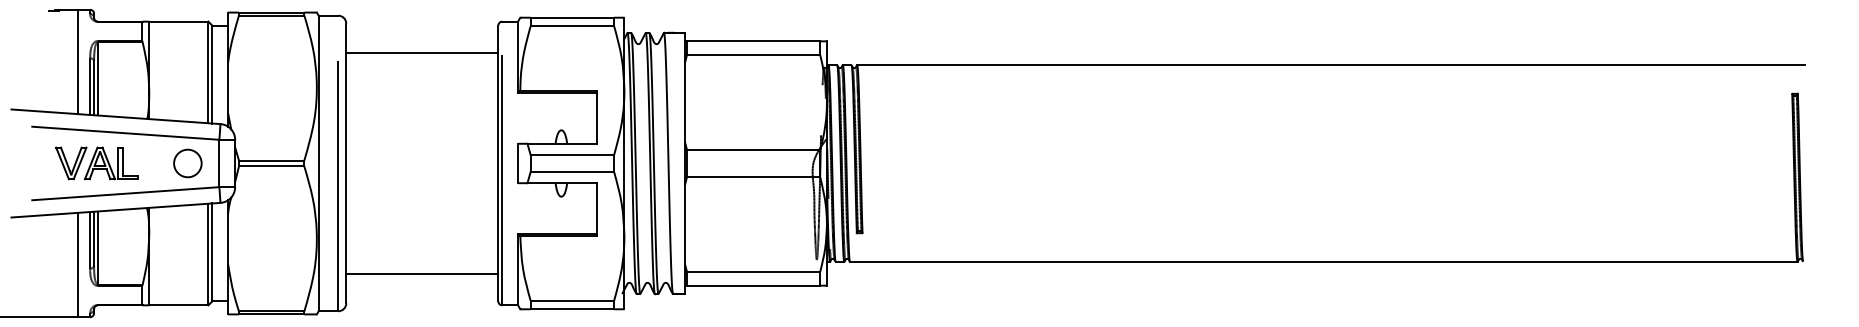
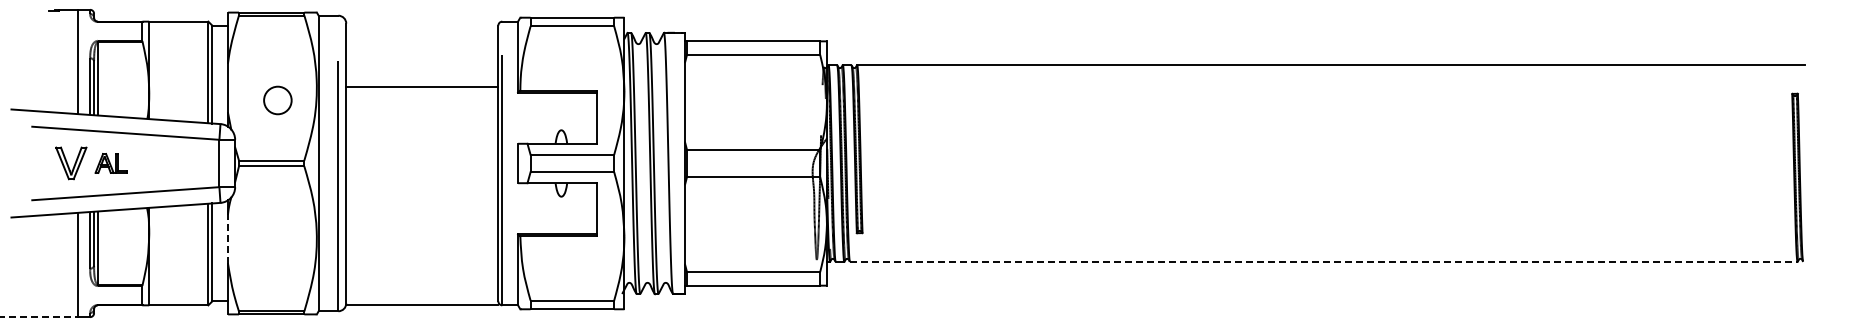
line position: (422, 53) -> (422, 87) (422, 87)
part size: 55x35 px -> 34x21 px (110, 163)
circle position: (187, 163) -> (277, 100) (277, 100)
line: solid -> dashed (228, 238)
line: solid -> dashed (1323, 262)
line position: (422, 273) -> (422, 304) (422, 304)
line: solid -> dashed (39, 317)
